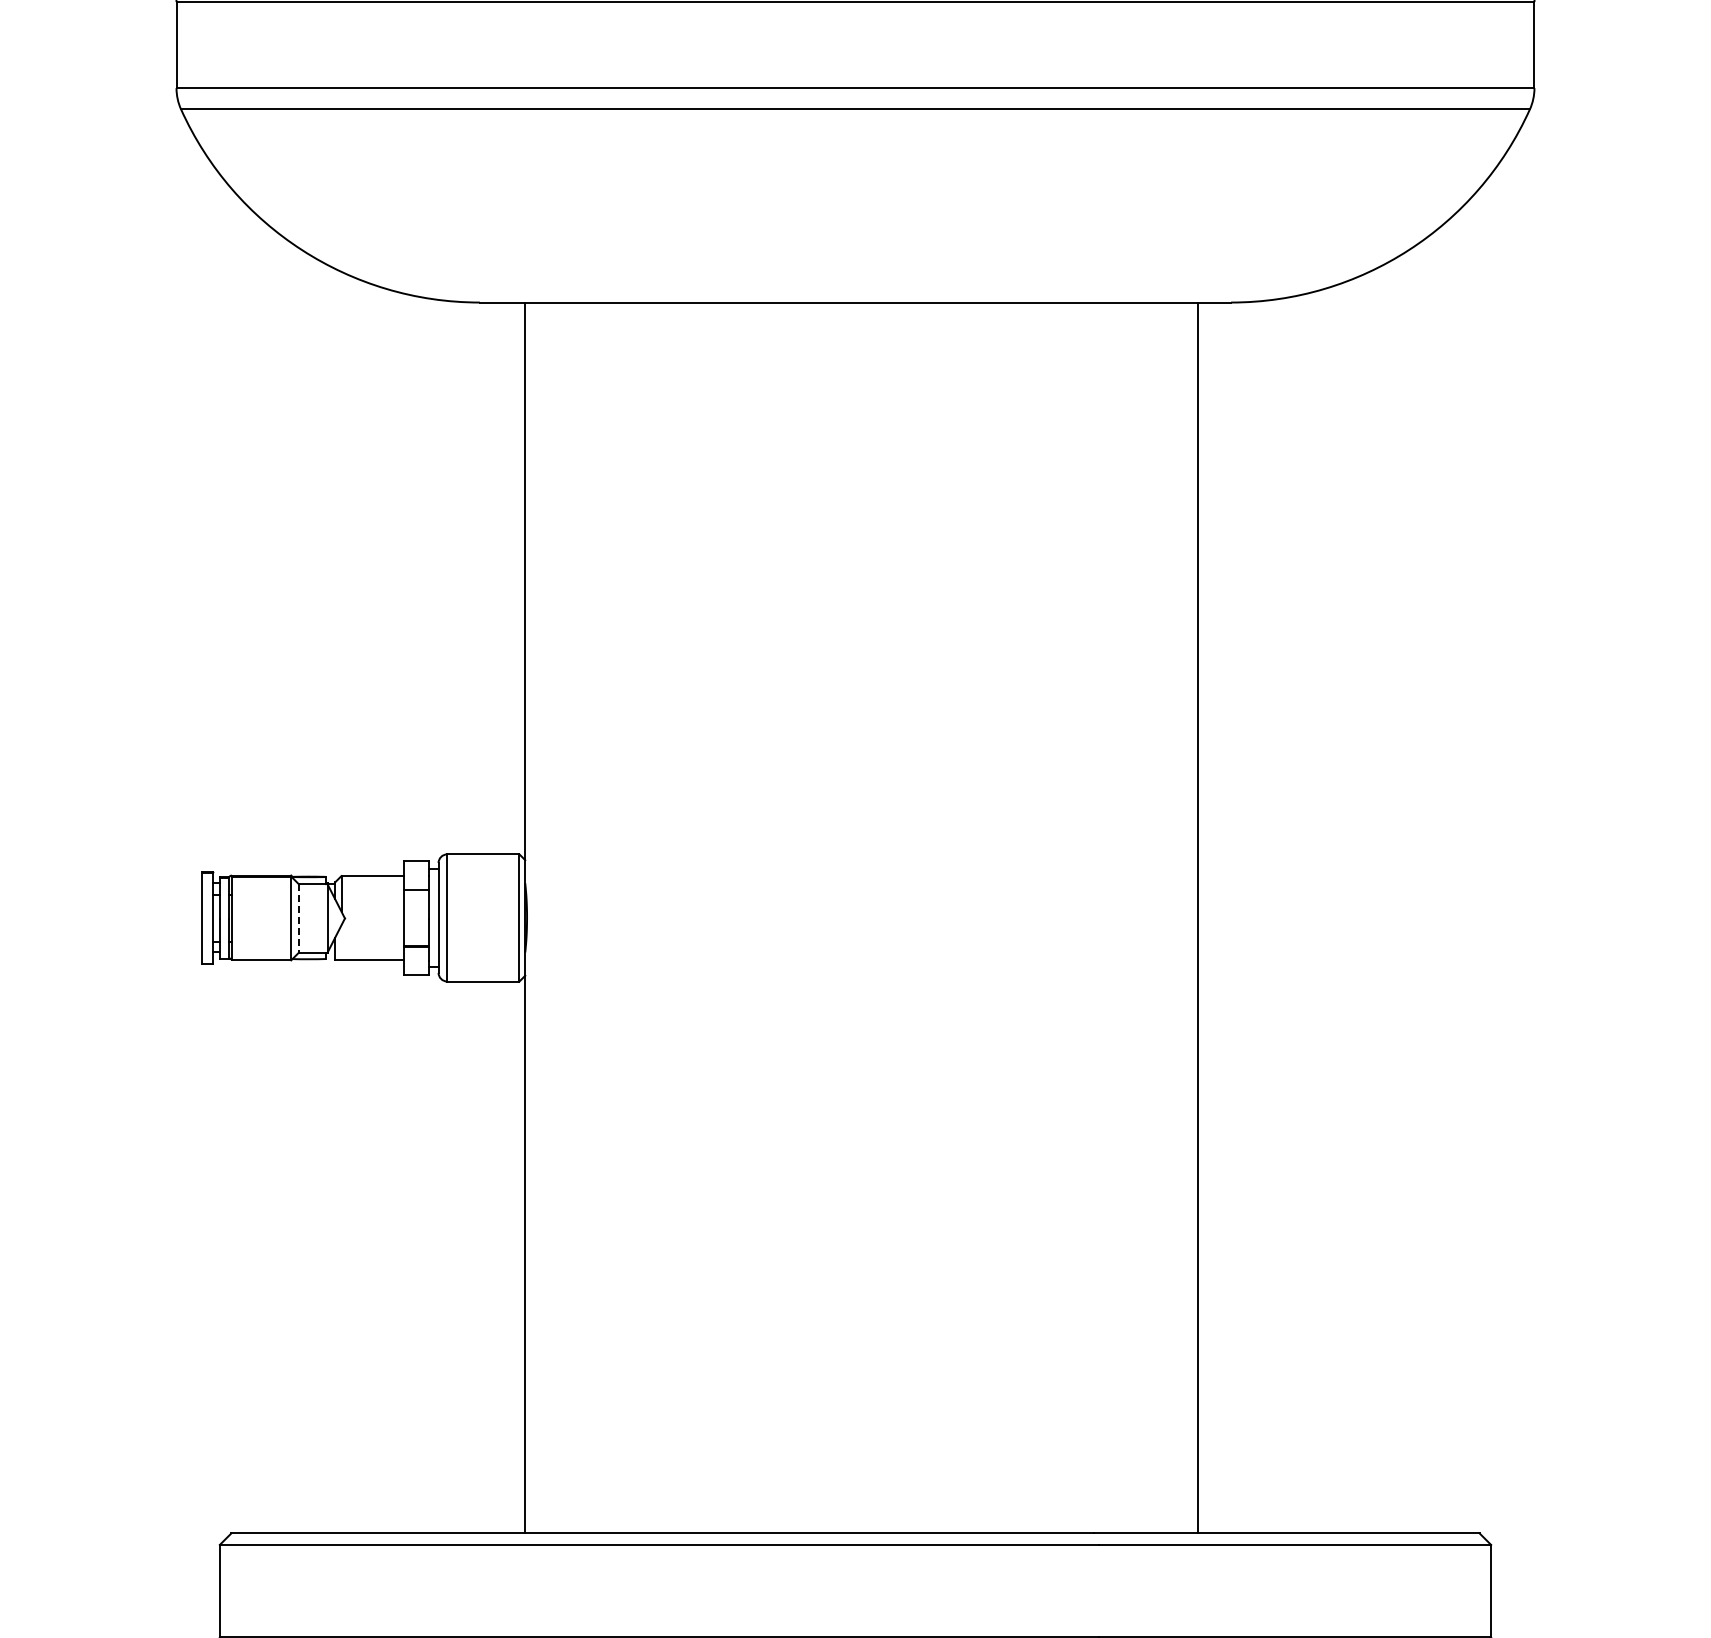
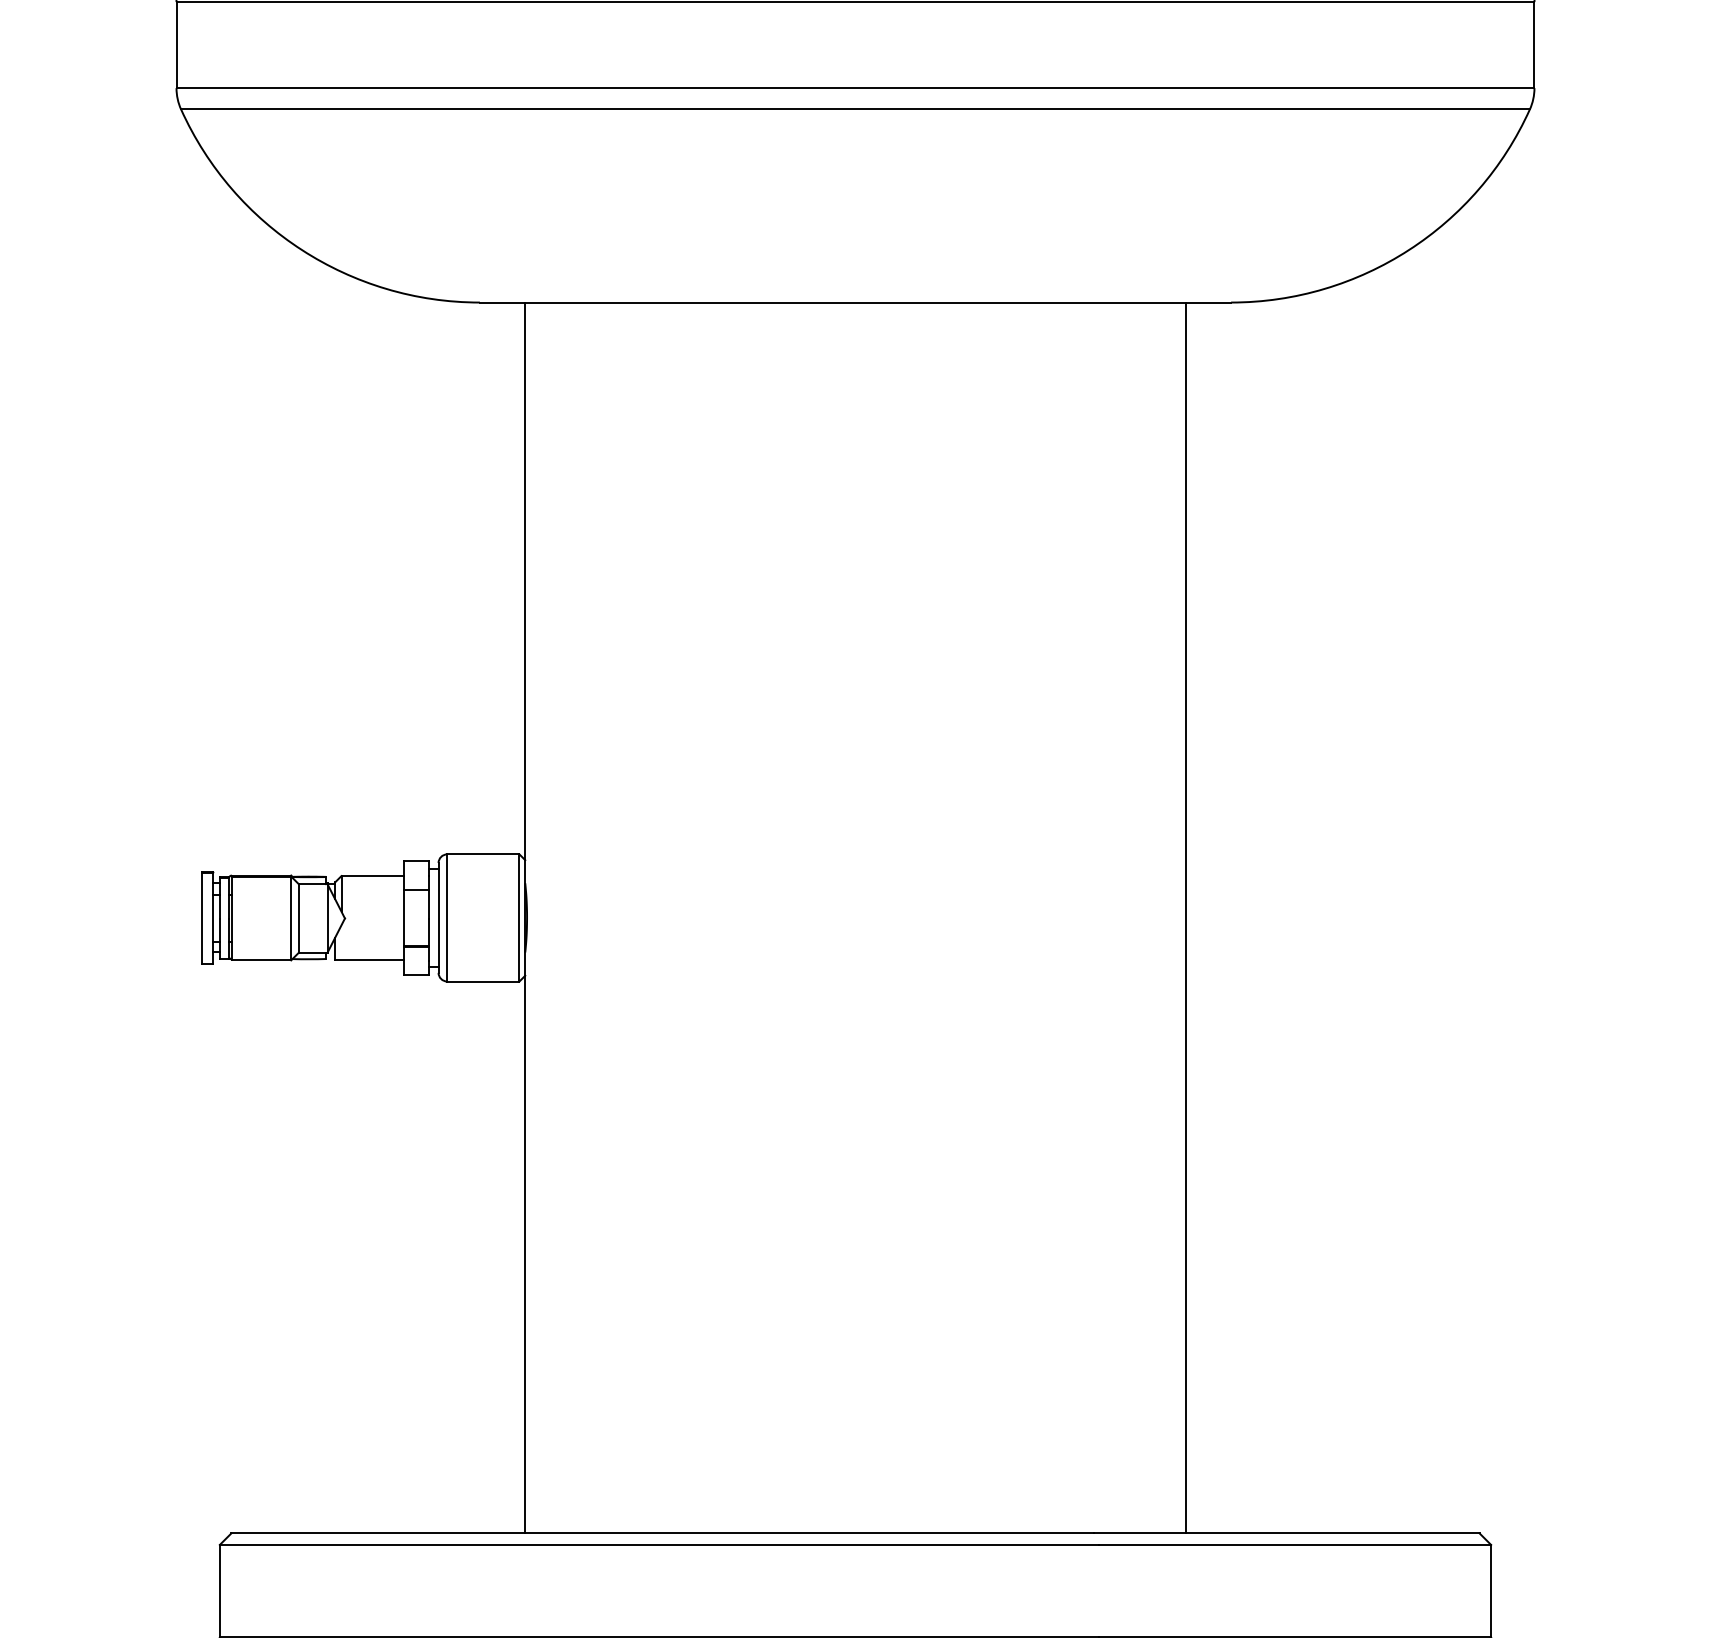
line position: (1197, 917) -> (1185, 917) (1185, 917)
line: dashed -> solid (298, 918)
